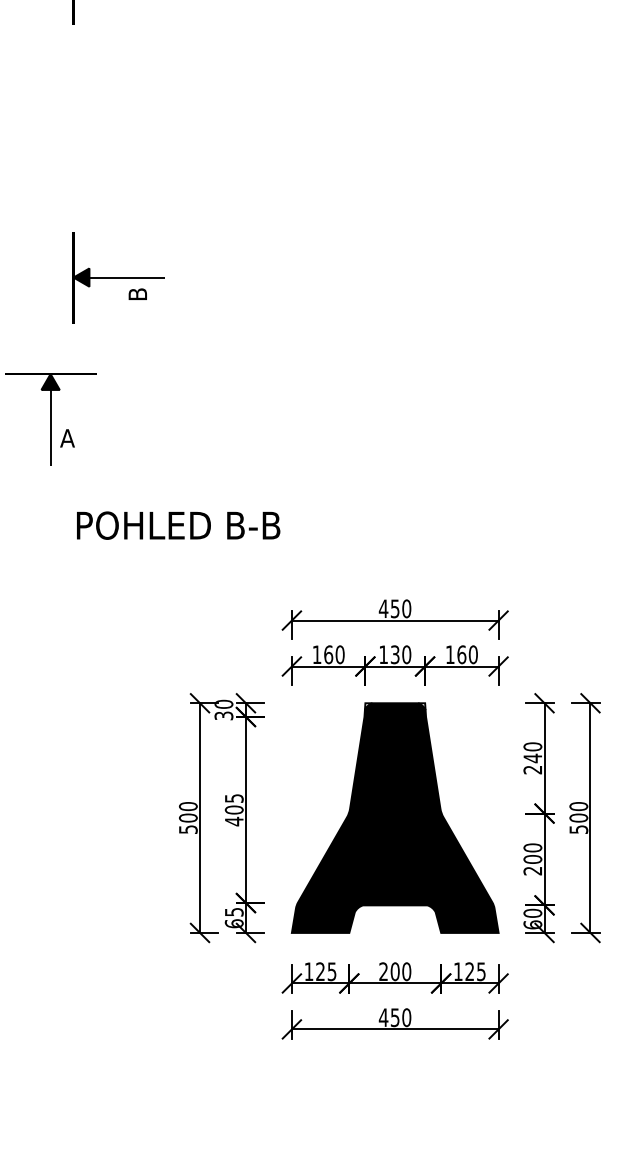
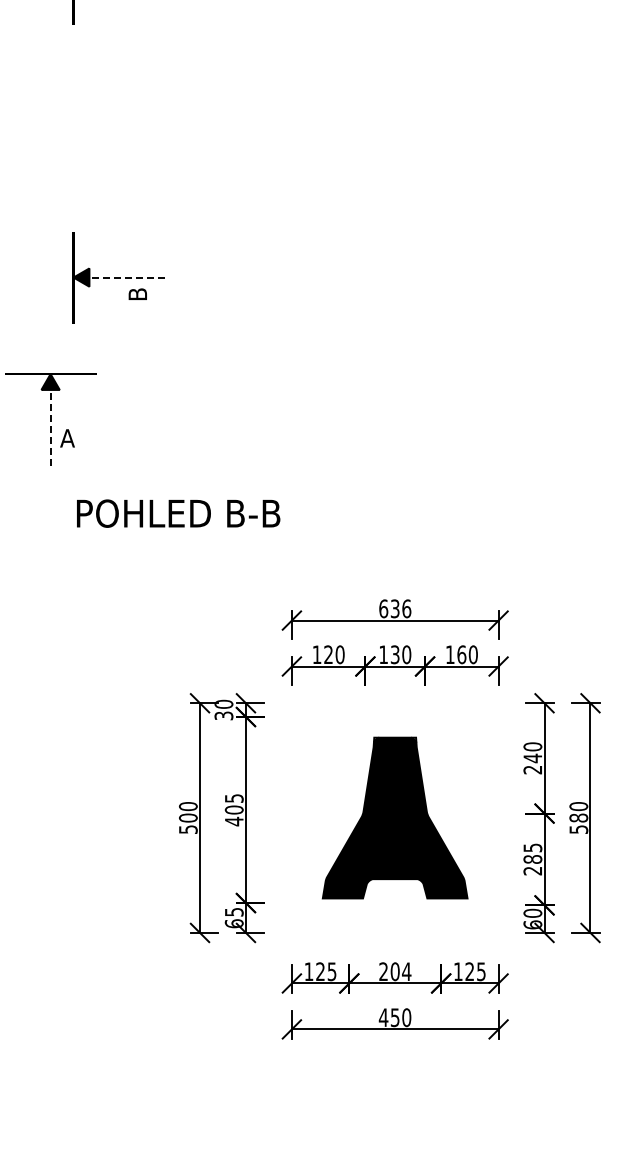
line: solid -> dashed (127, 277)
line: solid -> dashed (50, 427)
text position: (178, 525) -> (178, 513) (178, 513)
text: 450 -> 636 (394, 608)
text: 160 -> 120 (328, 654)
part size: 210x232 px -> 148x164 px (394, 817)
text: 500 -> 580 (578, 817)
text: 200 -> 285 (532, 853)
text: 200 -> 204 (406, 971)
